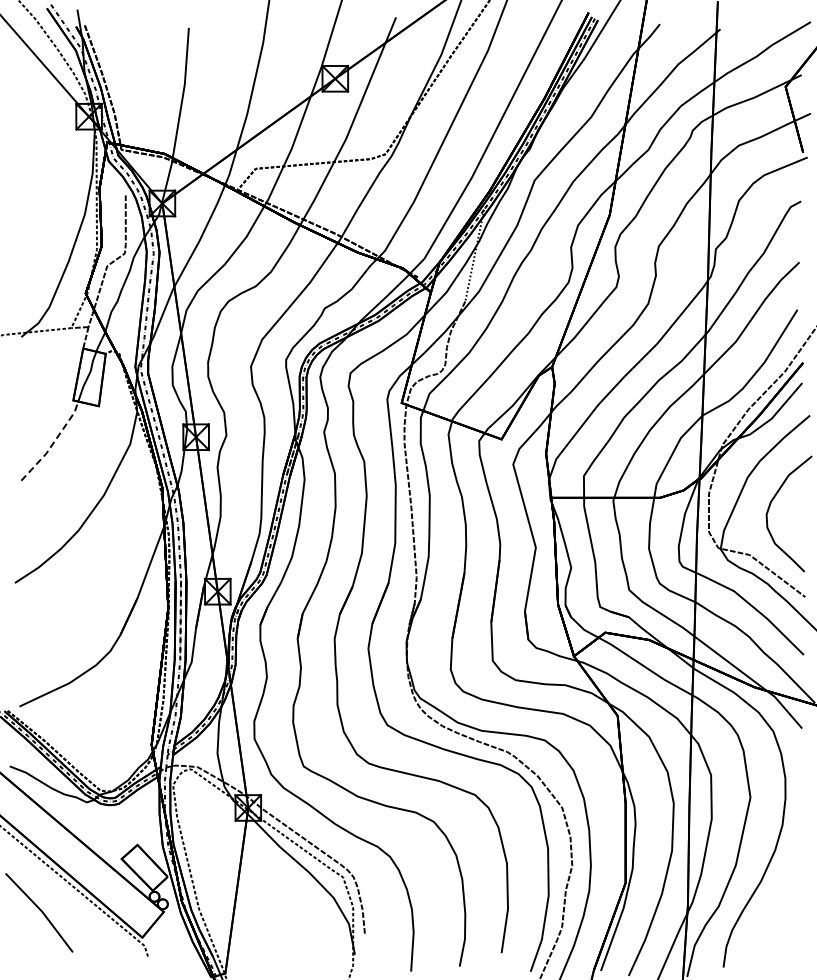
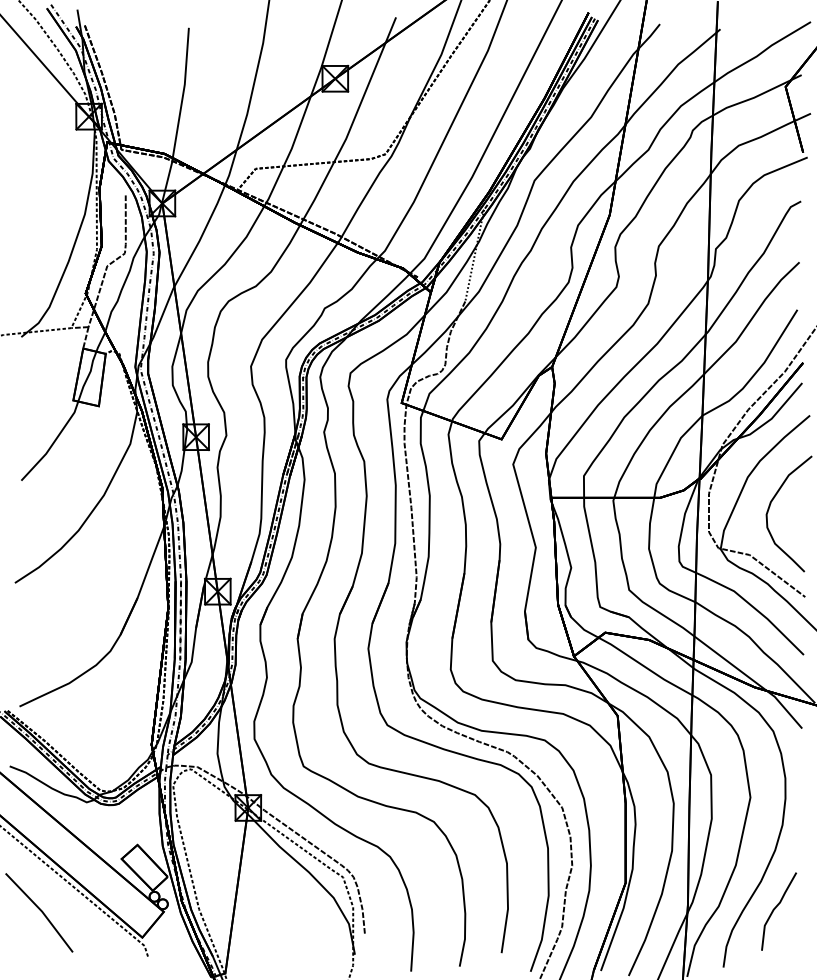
line: dashed -> solid (53, 443)
curve: none -> present (776, 908)
